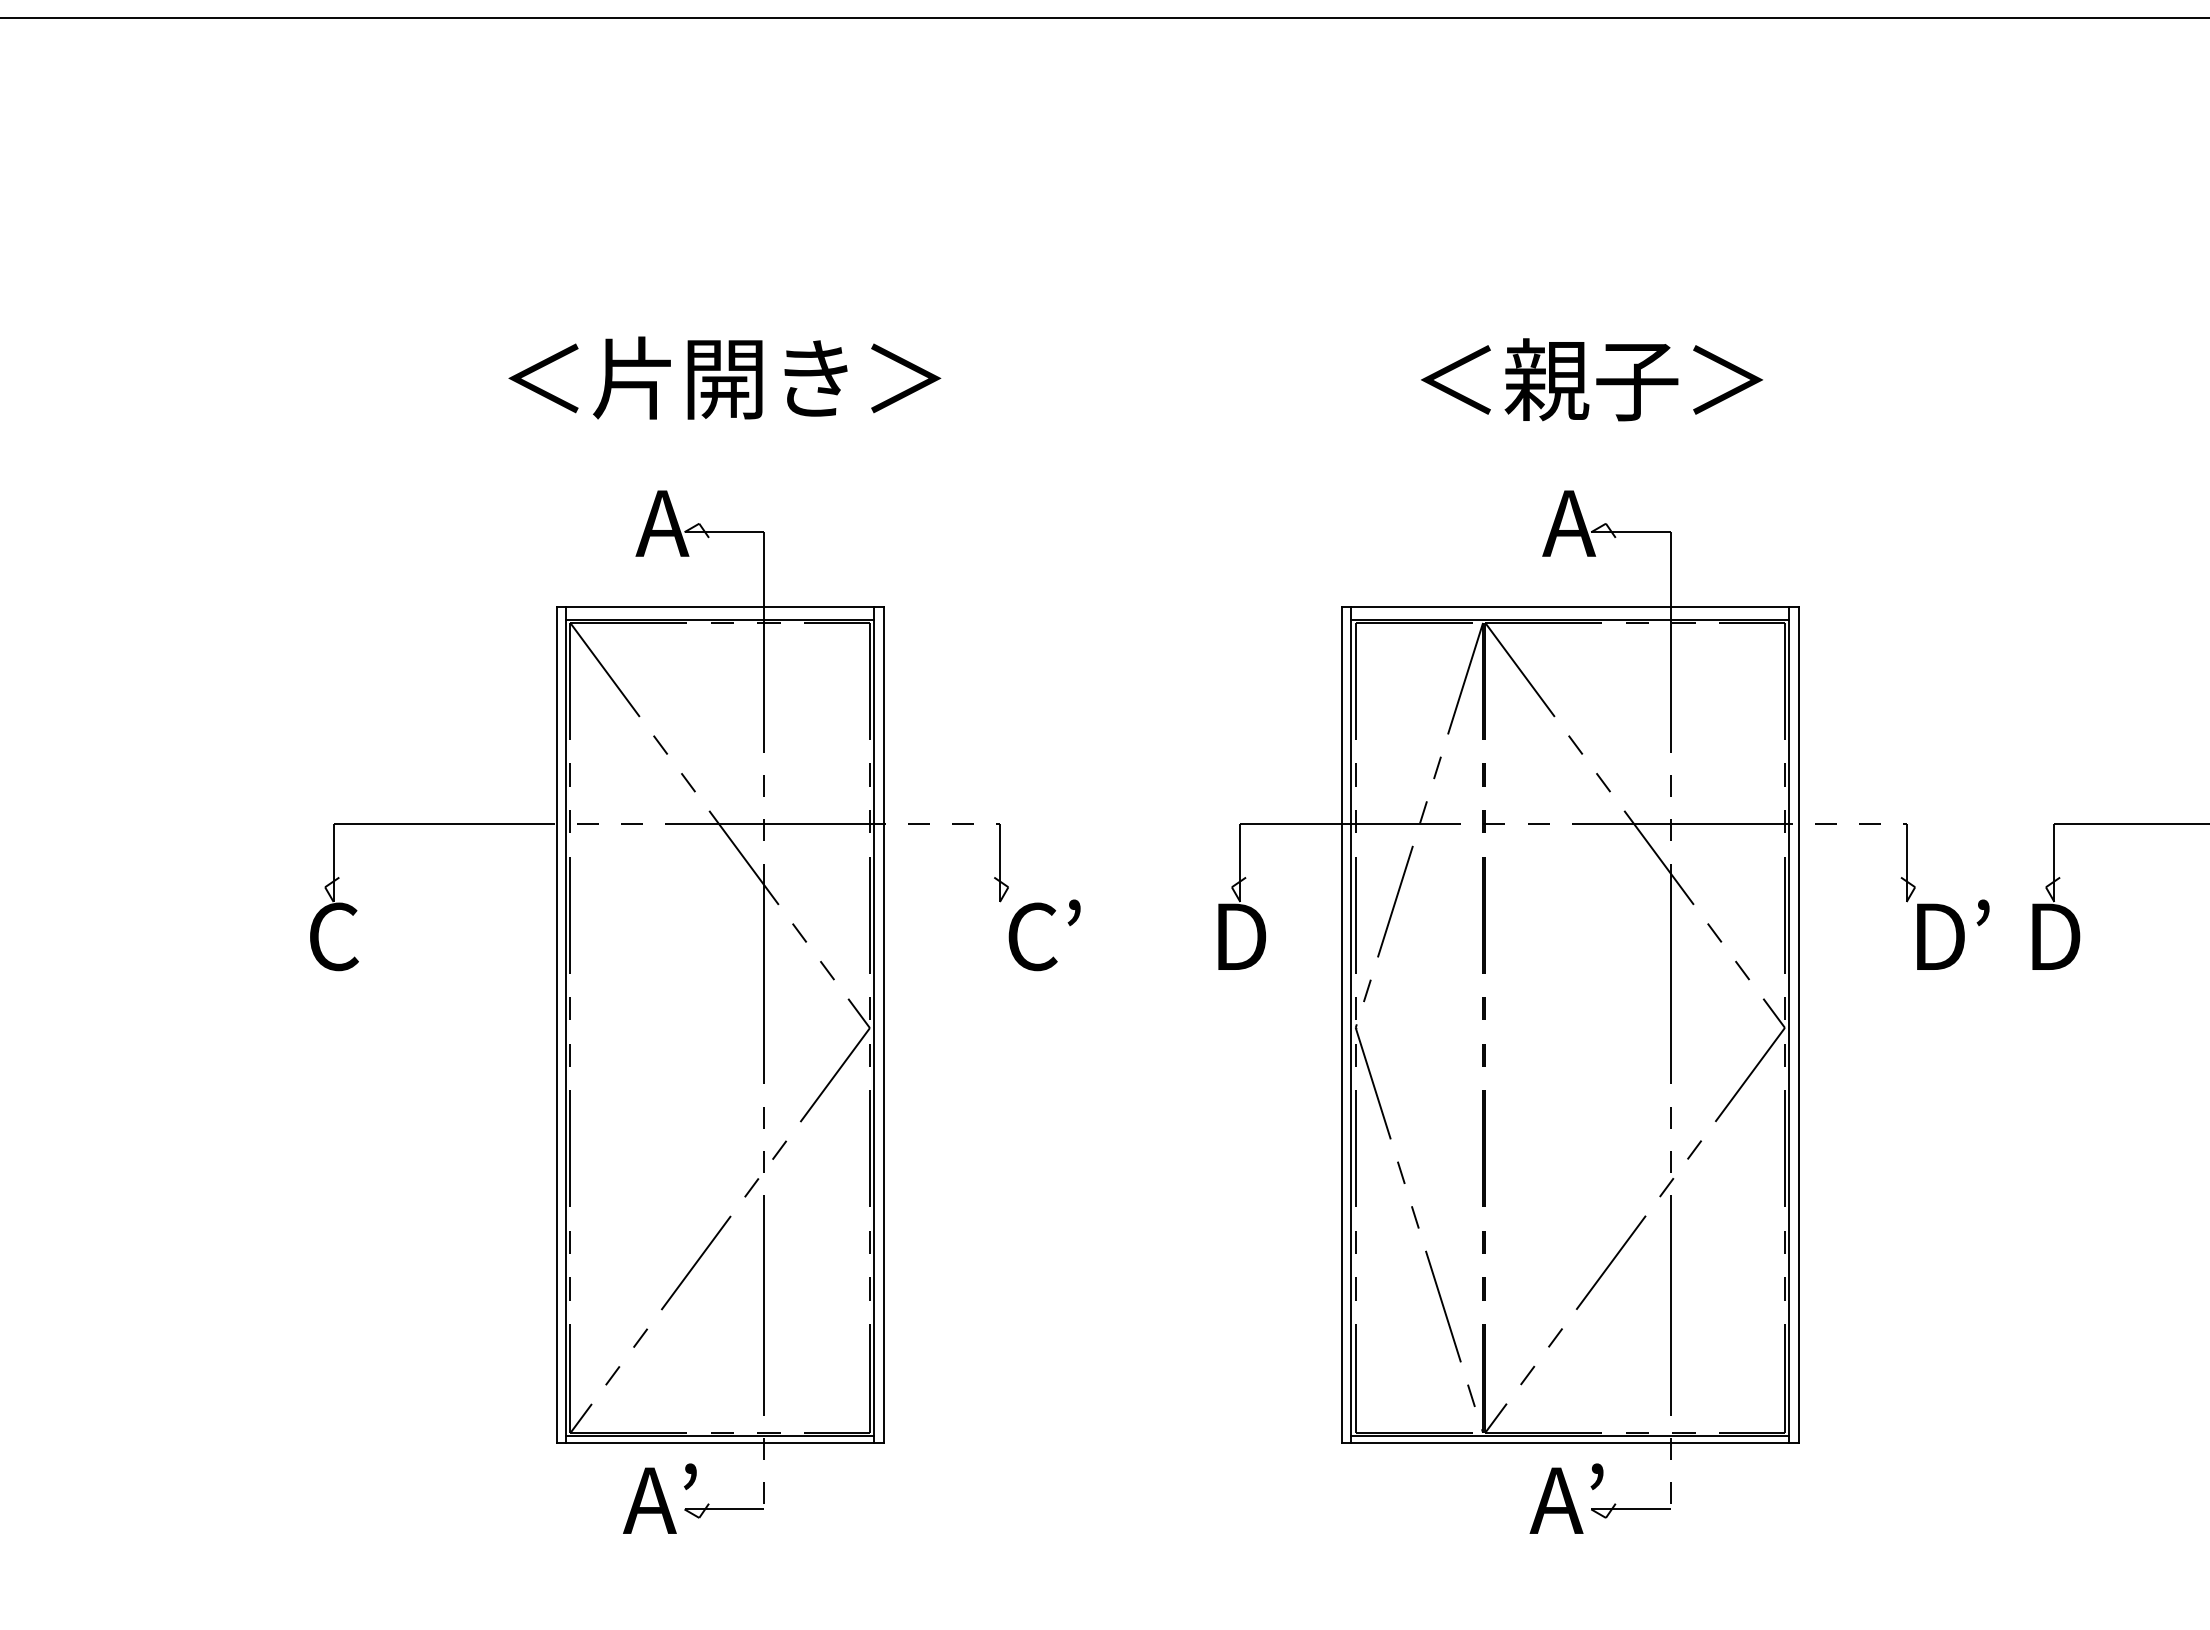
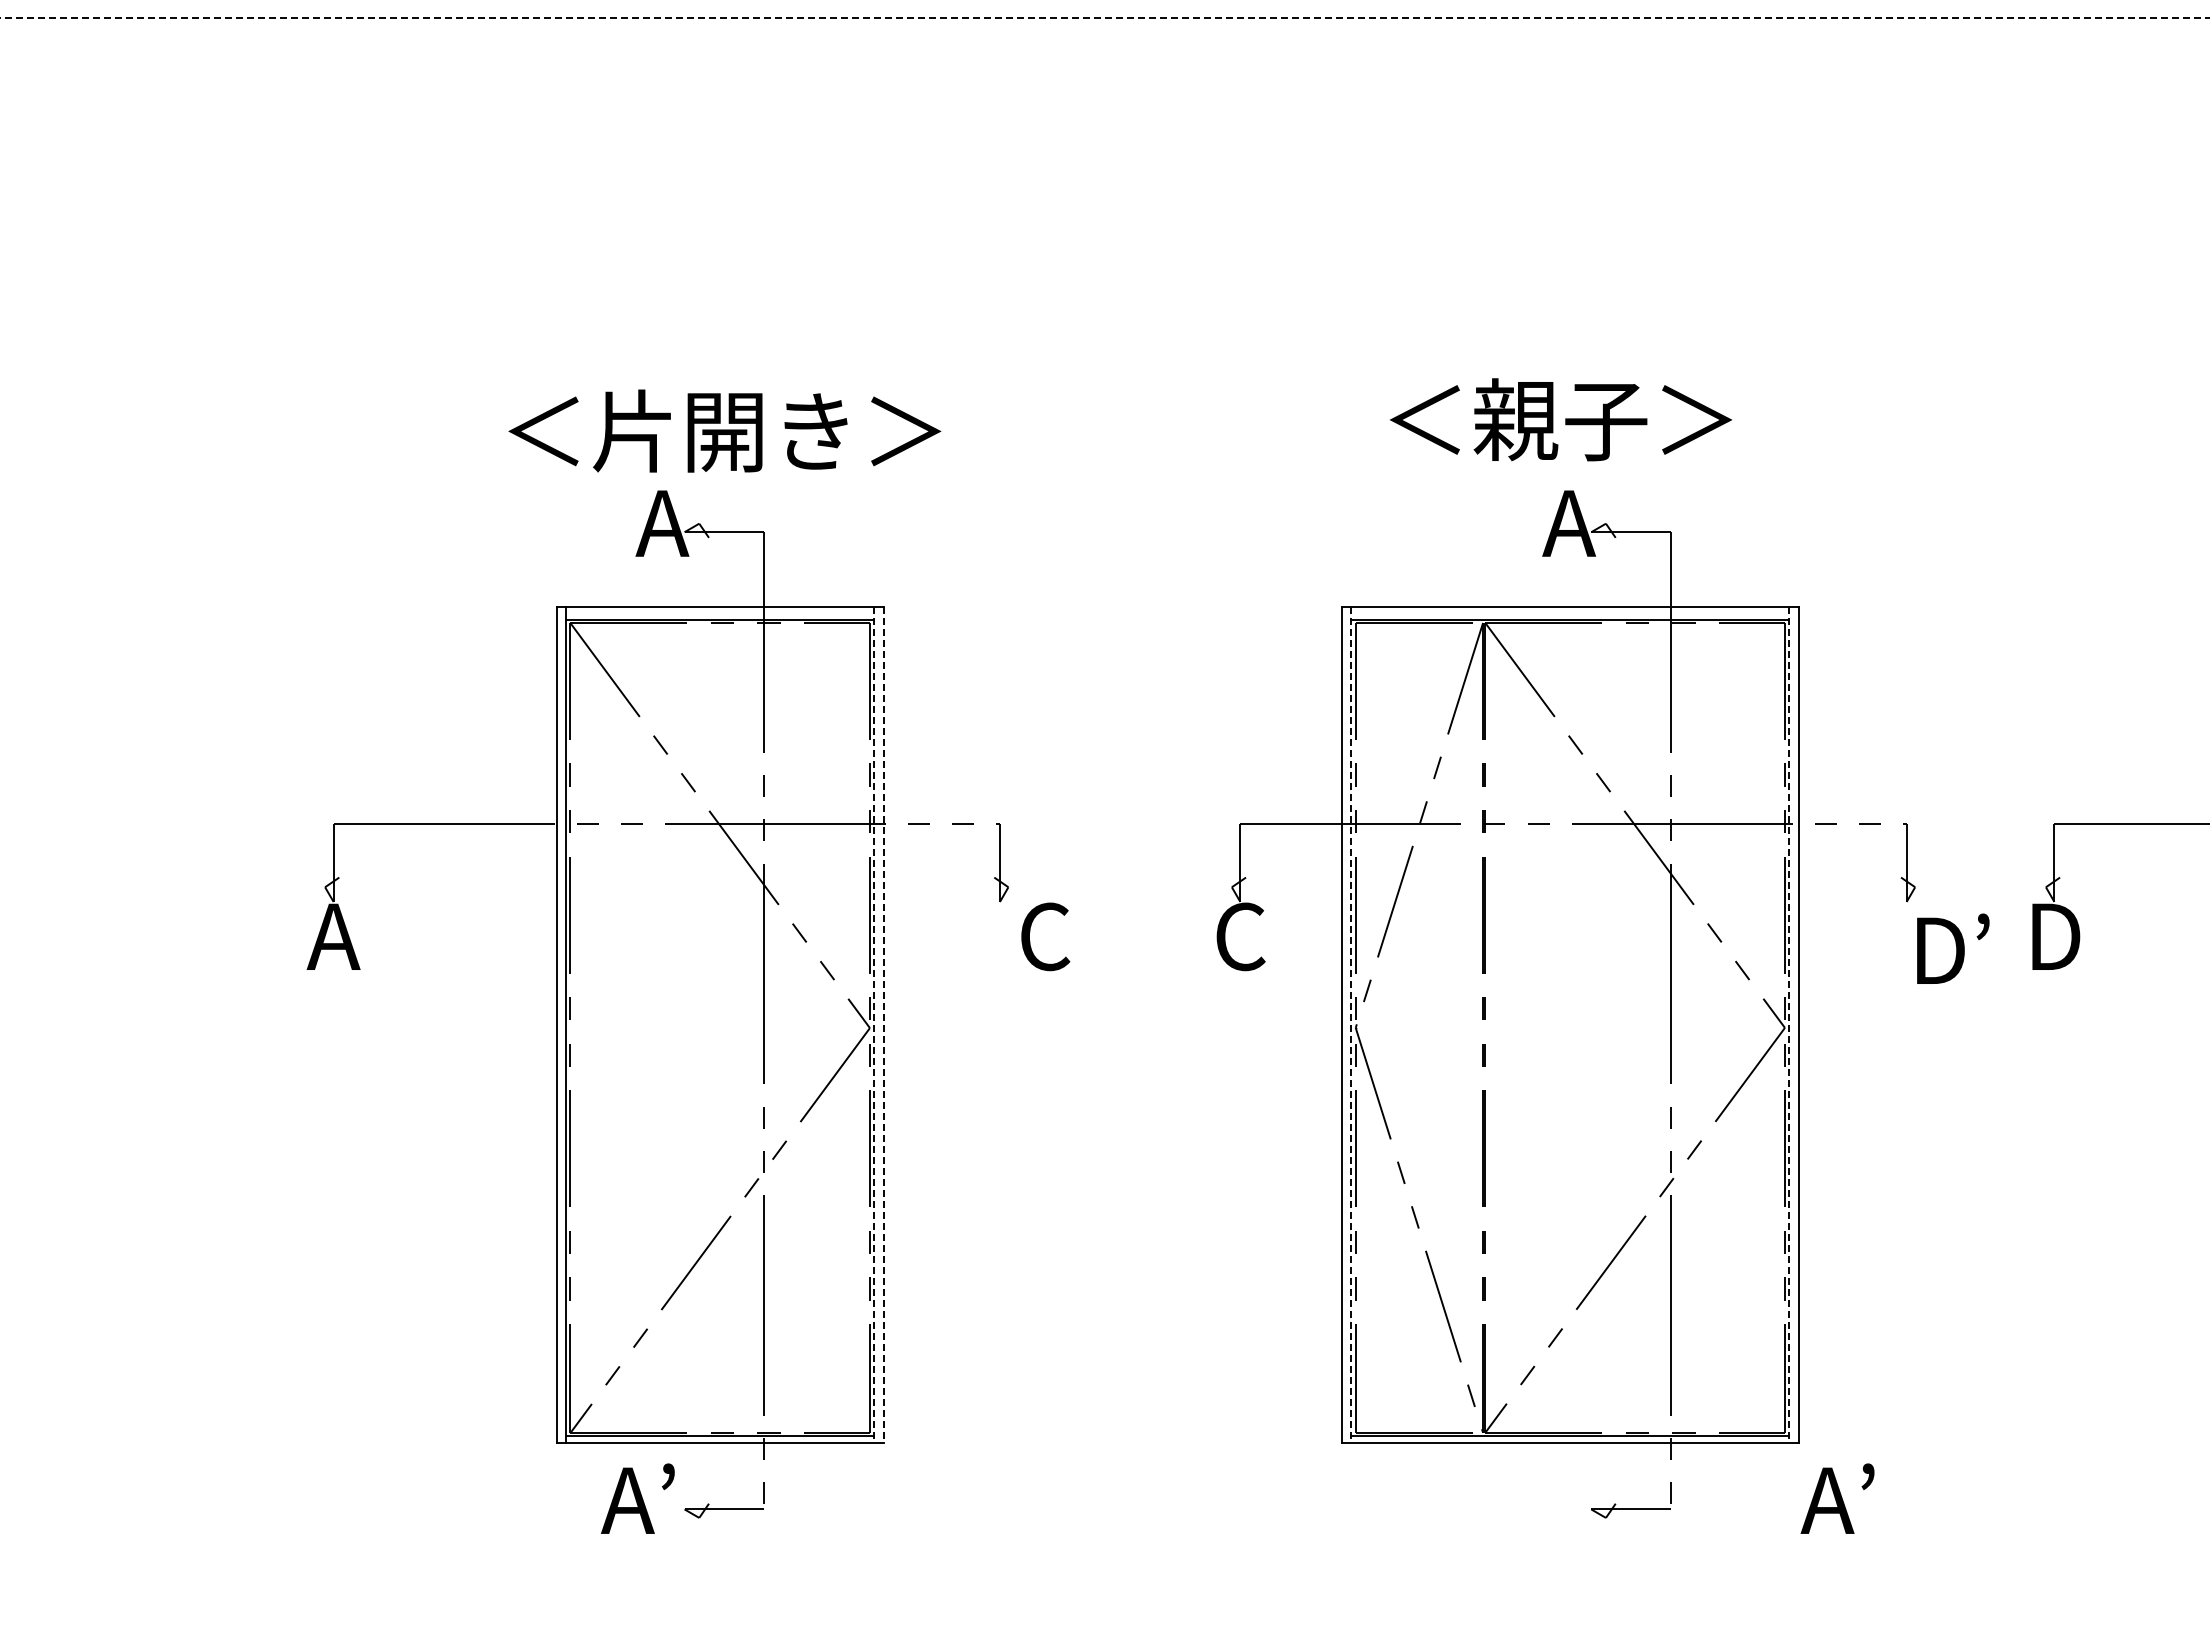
line: solid -> dashed (1104, 18)
text position: (724, 377) -> (724, 430) (724, 430)
text position: (1592, 379) -> (1561, 419) (1561, 419)
text position: (1953, 934) -> (1953, 948) (1953, 948)
text: C’ -> C (1044, 935)
text: C -> A (333, 936)
text: D -> C (1241, 936)
line: solid -> dashed (874, 1025)
line: solid -> dashed (883, 1025)
line: solid -> dashed (1351, 1025)
line: solid -> dashed (1789, 1025)
text position: (659, 1498) -> (637, 1498) (637, 1498)
text position: (1566, 1498) -> (1837, 1498) (1837, 1498)
